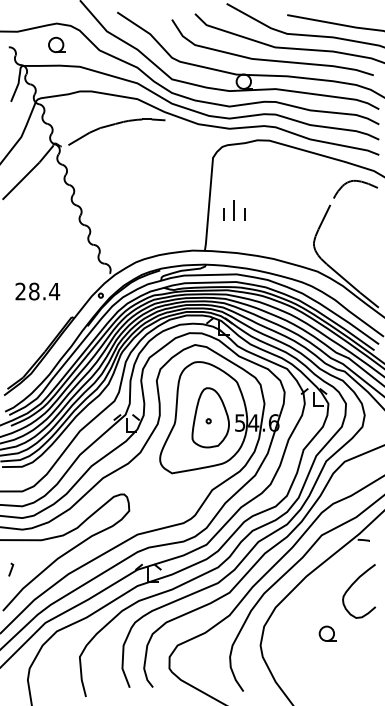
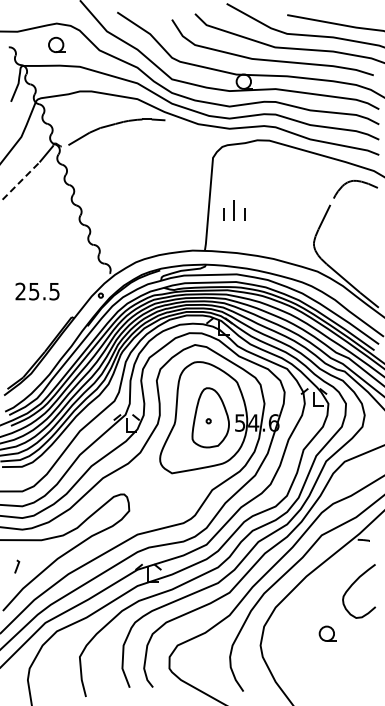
line: solid -> dashed (21, 180)
text: 28.4 -> 25.5 (44, 291)
line position: (11, 569) -> (17, 566) (17, 566)
